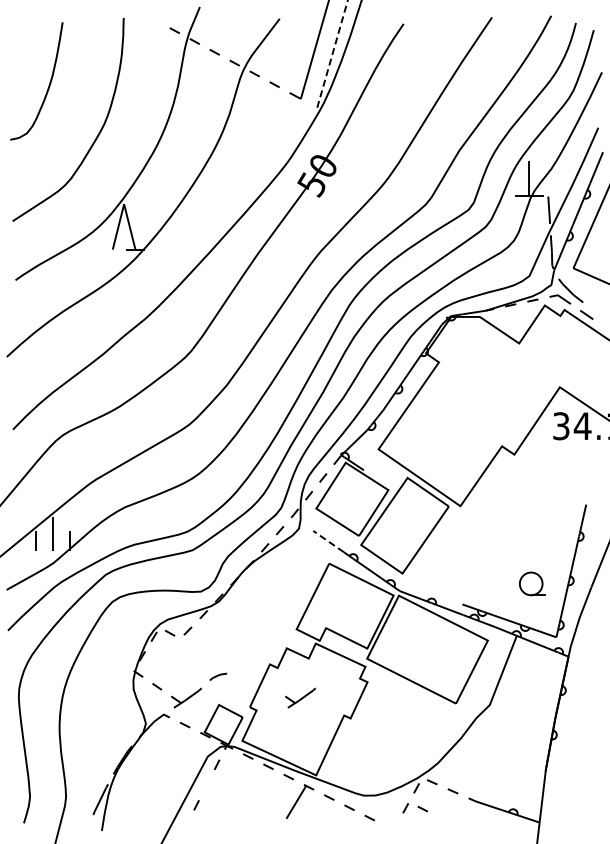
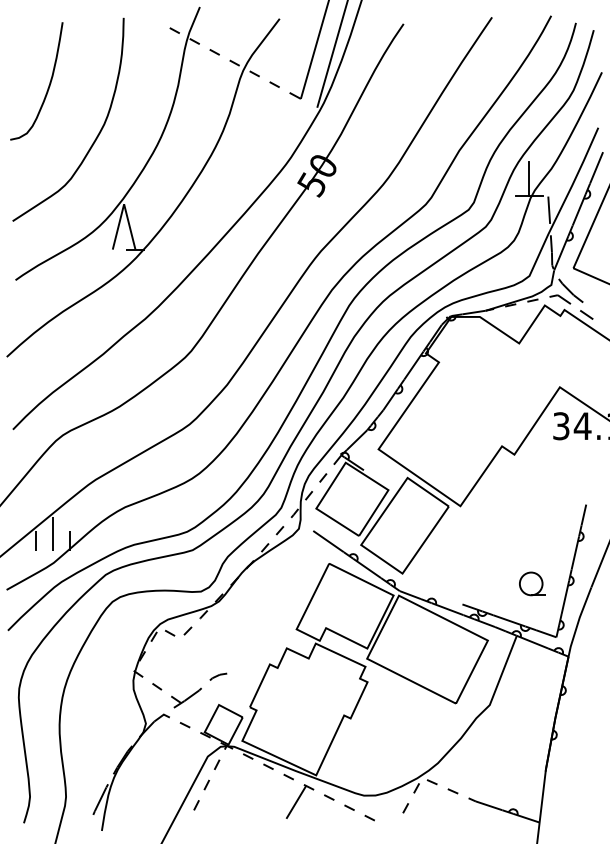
line: dashed -> solid (332, 54)
line: dashed -> solid (328, 541)
part: present -> none (300, 697)
line: none -> present (206, 784)
line: present -> none (422, 808)
